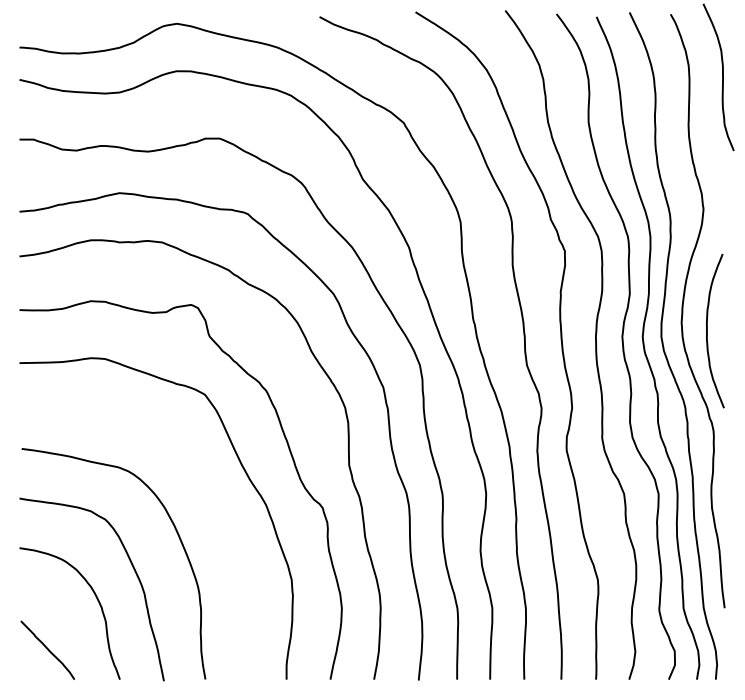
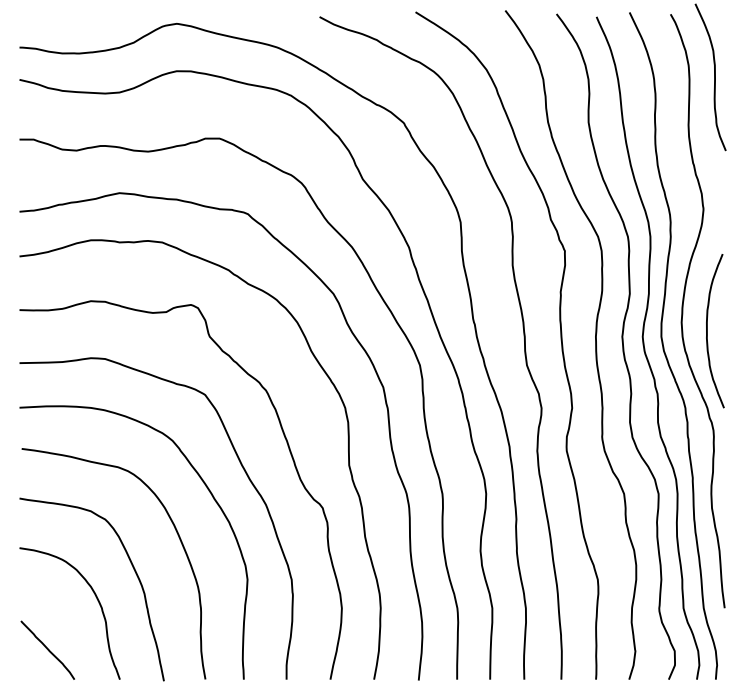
curve position: (722, 77) -> (714, 77) (714, 77)
curve: none -> present (208, 491)
